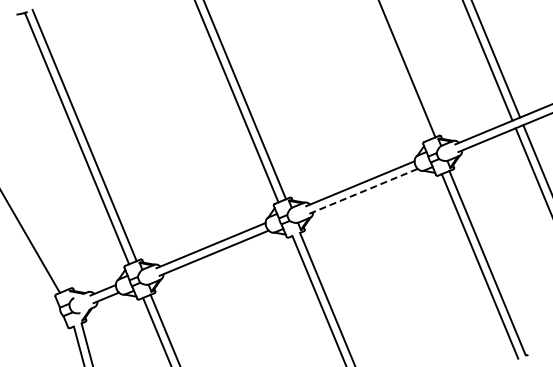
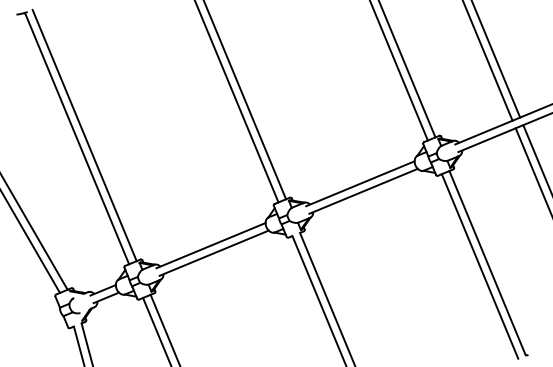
line: none -> present (398, 71)
line: dashed -> solid (363, 191)
line: none -> present (34, 232)
